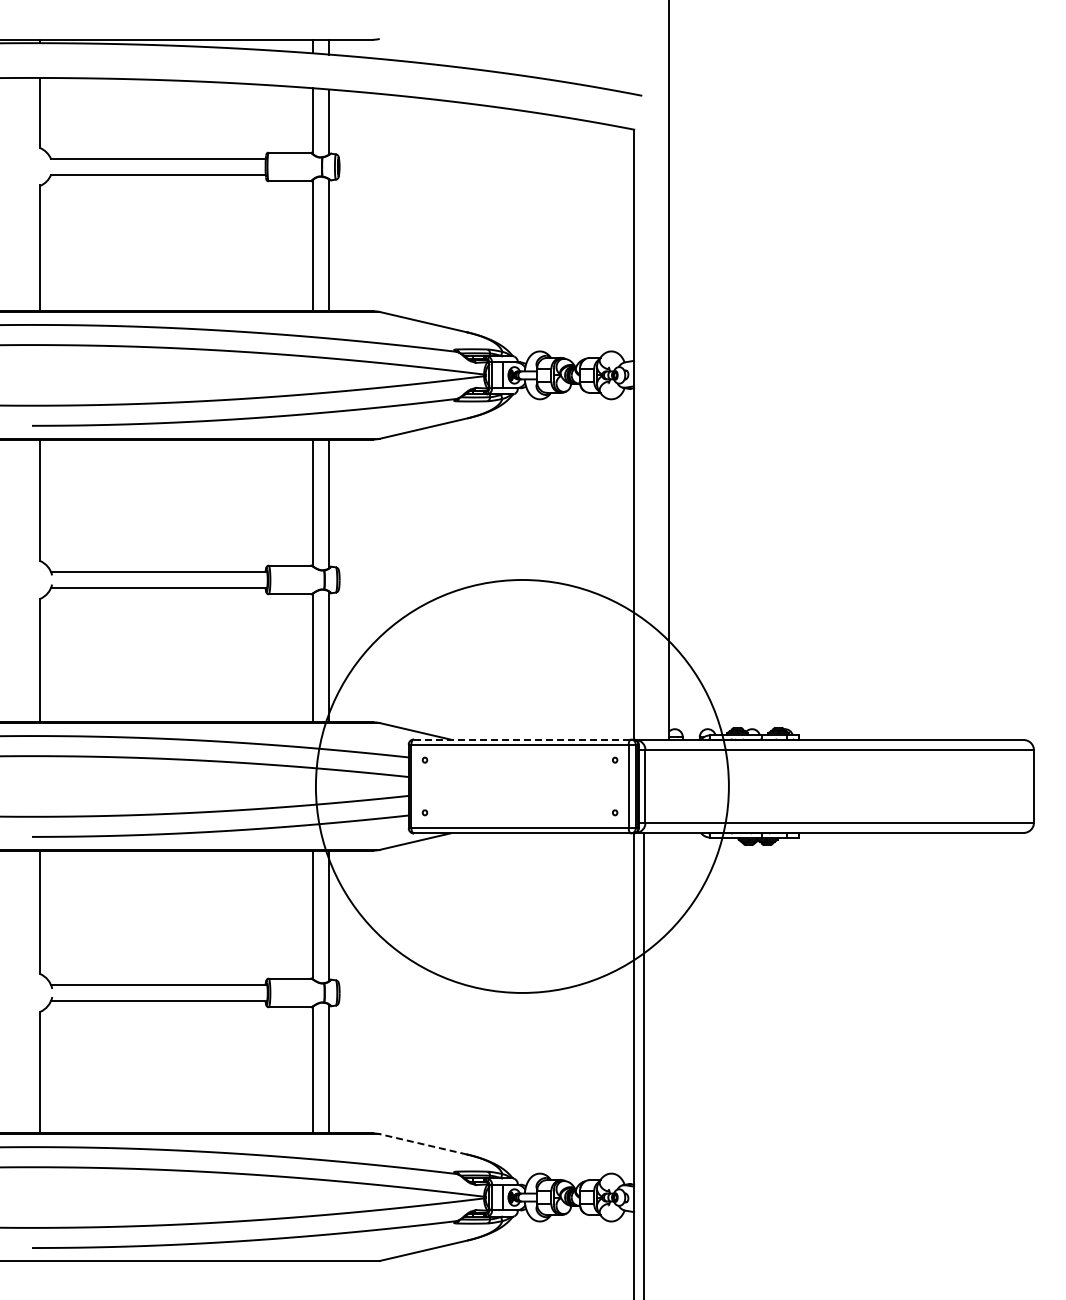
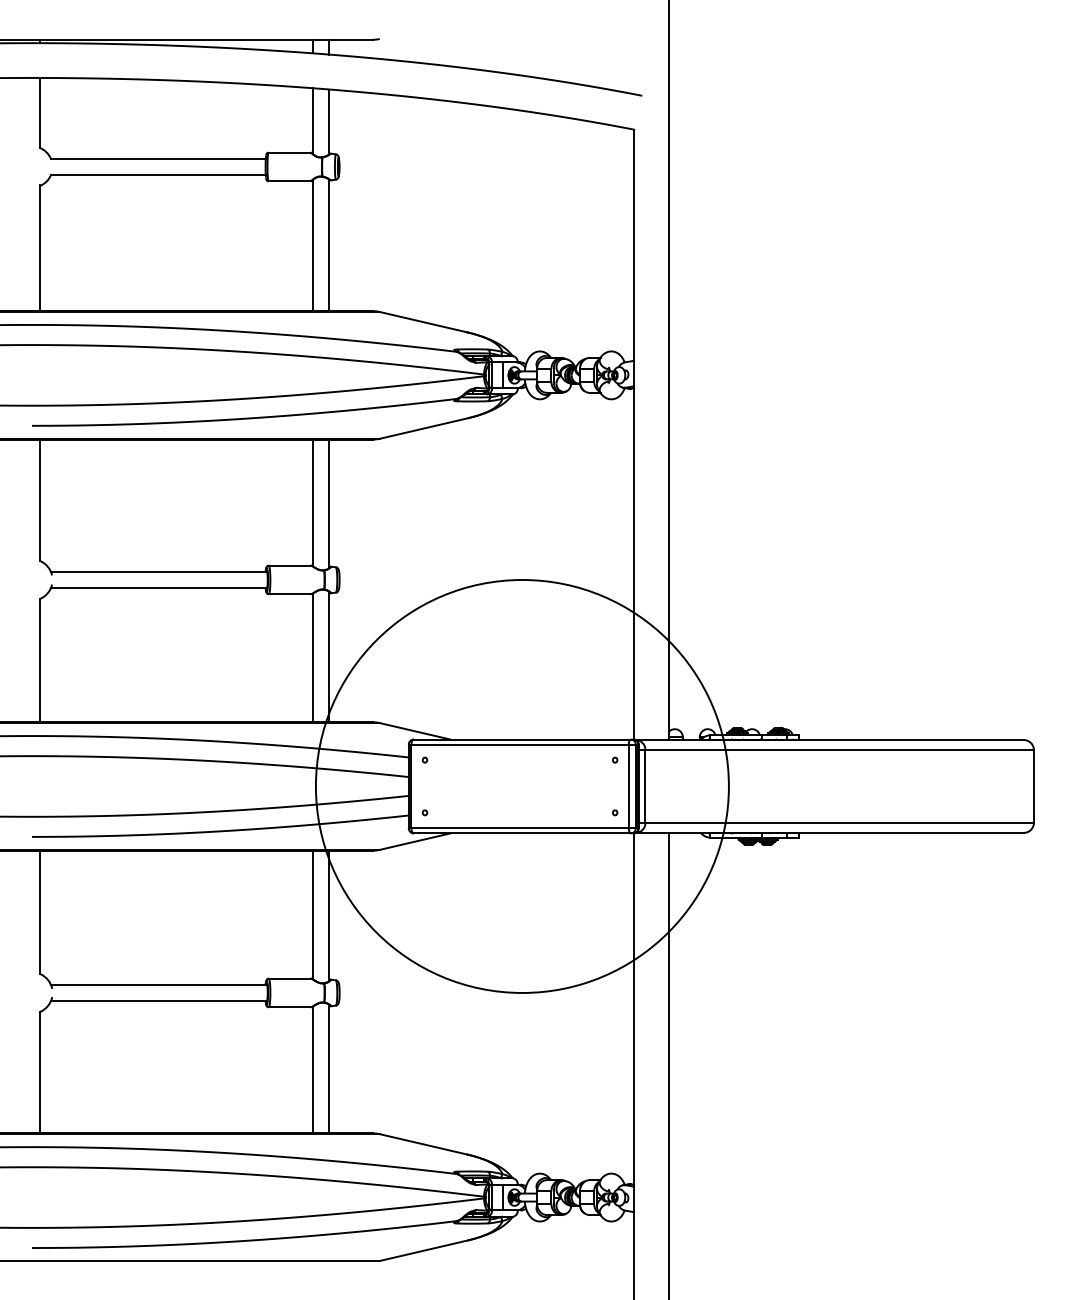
line: dashed -> solid (522, 739)
line position: (643, 1064) -> (668, 1064) (668, 1064)
line: dashed -> solid (423, 1144)
